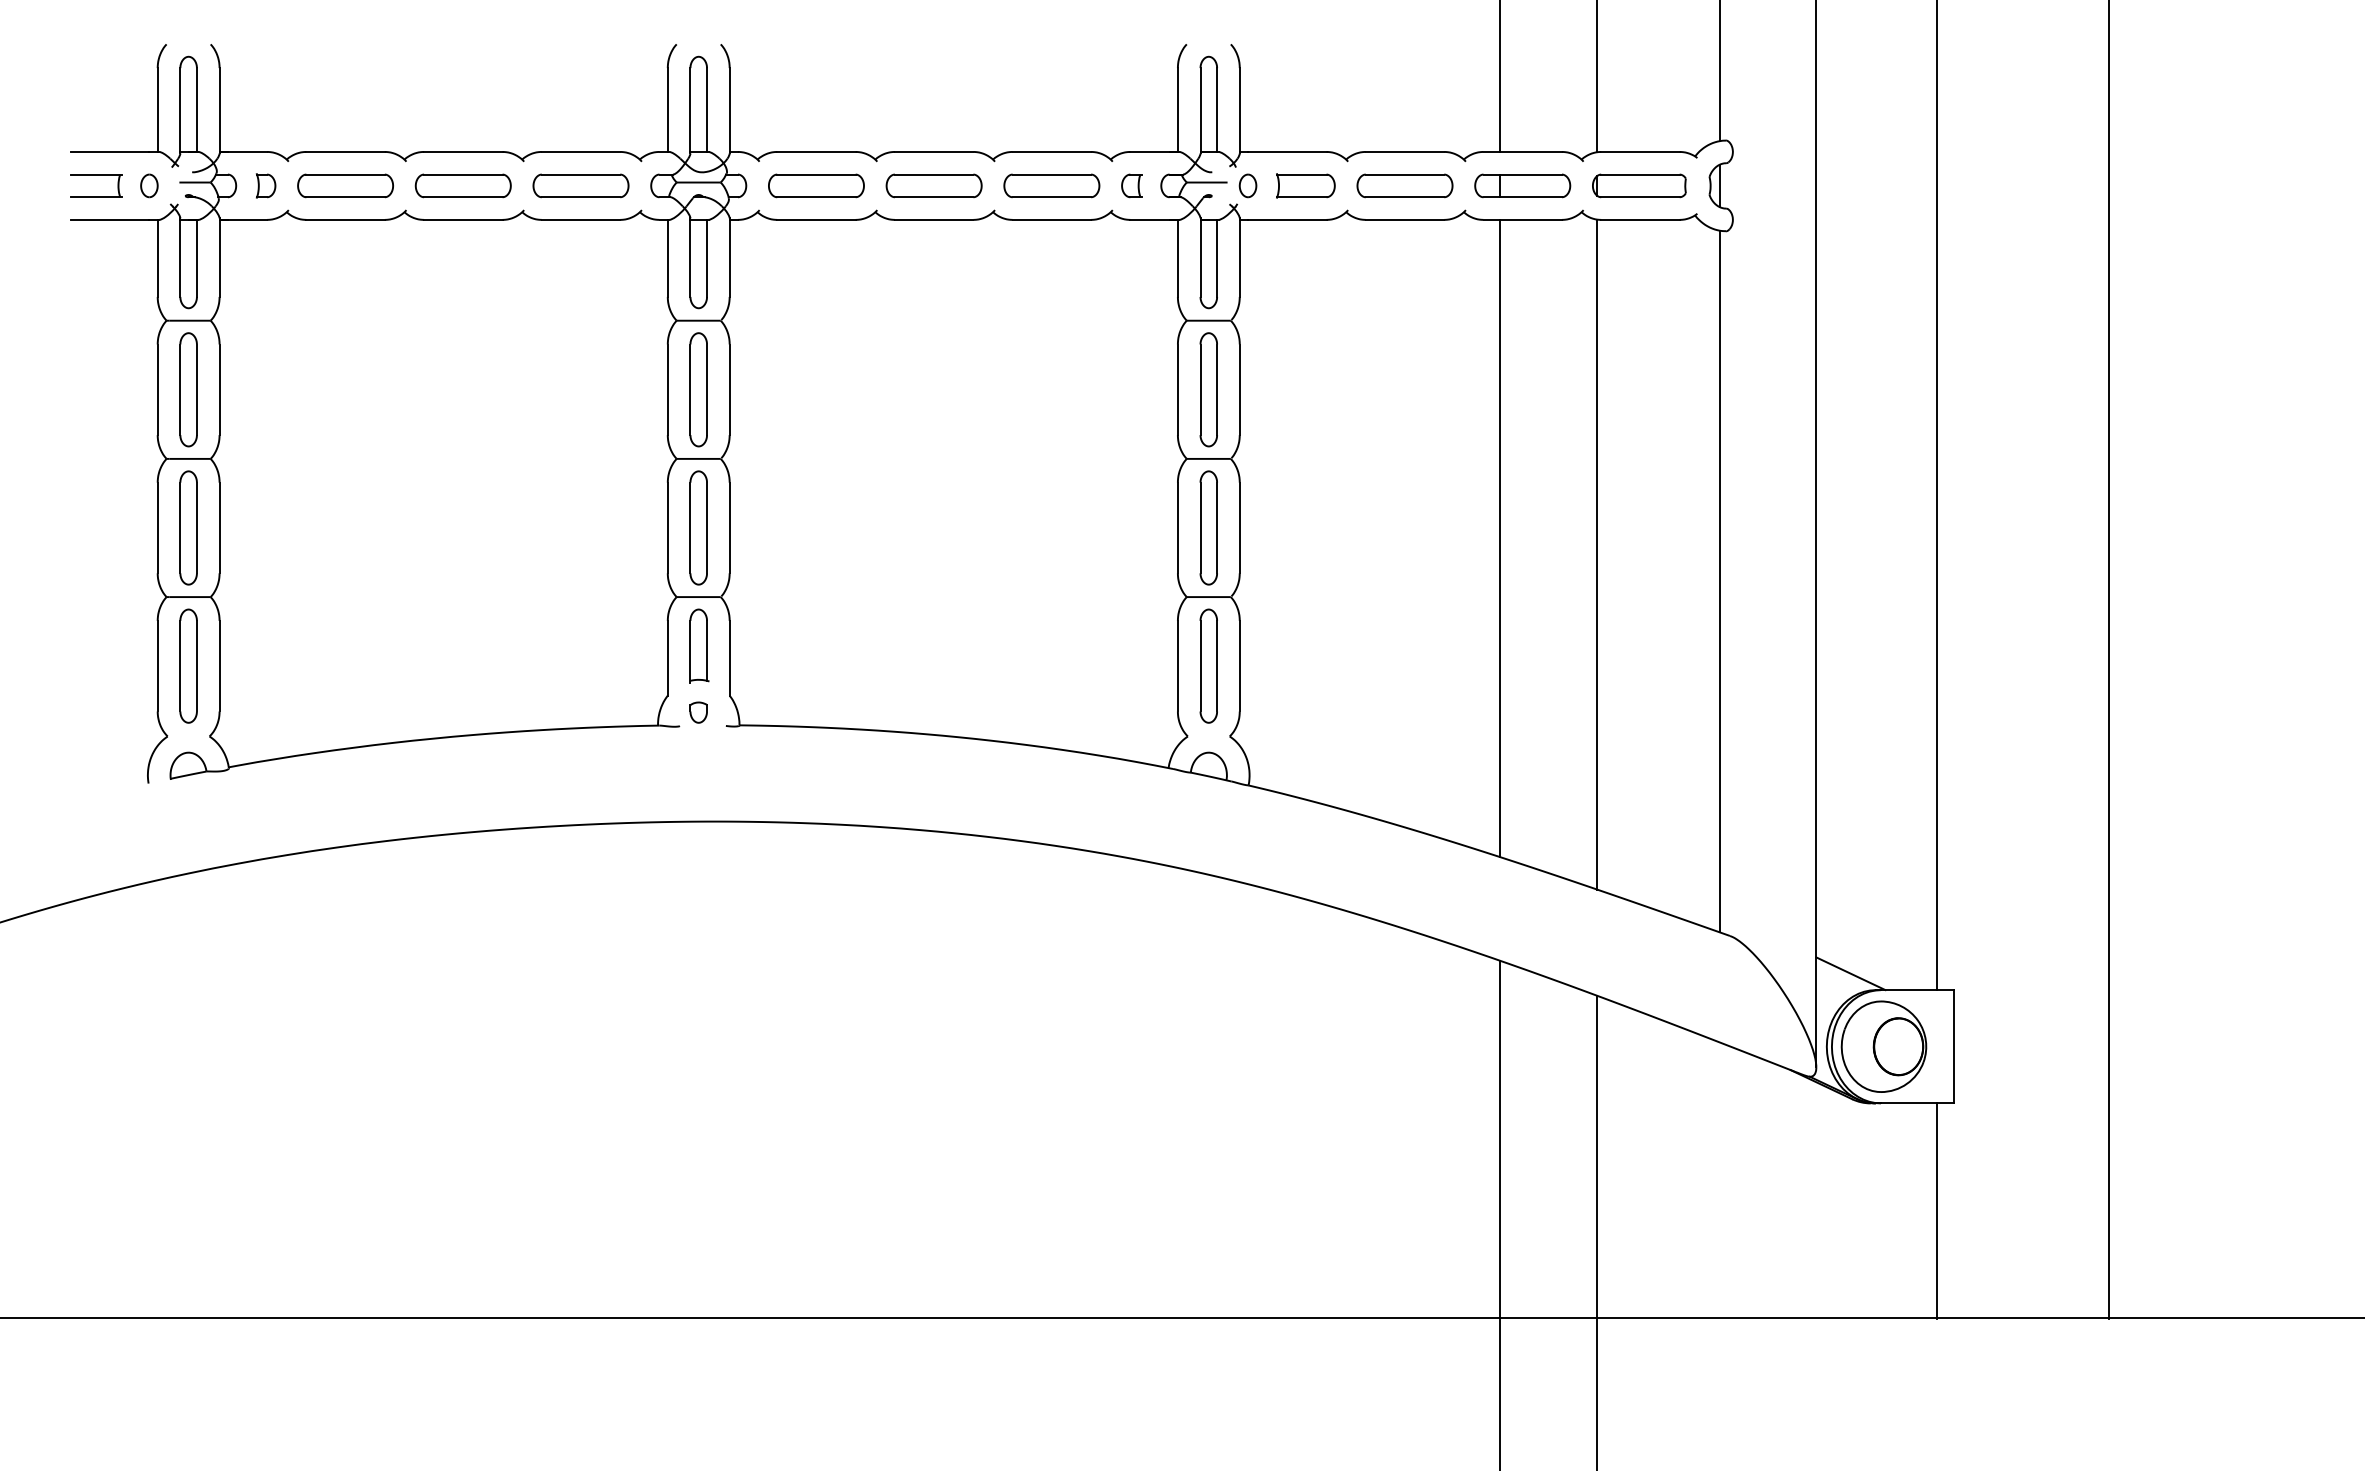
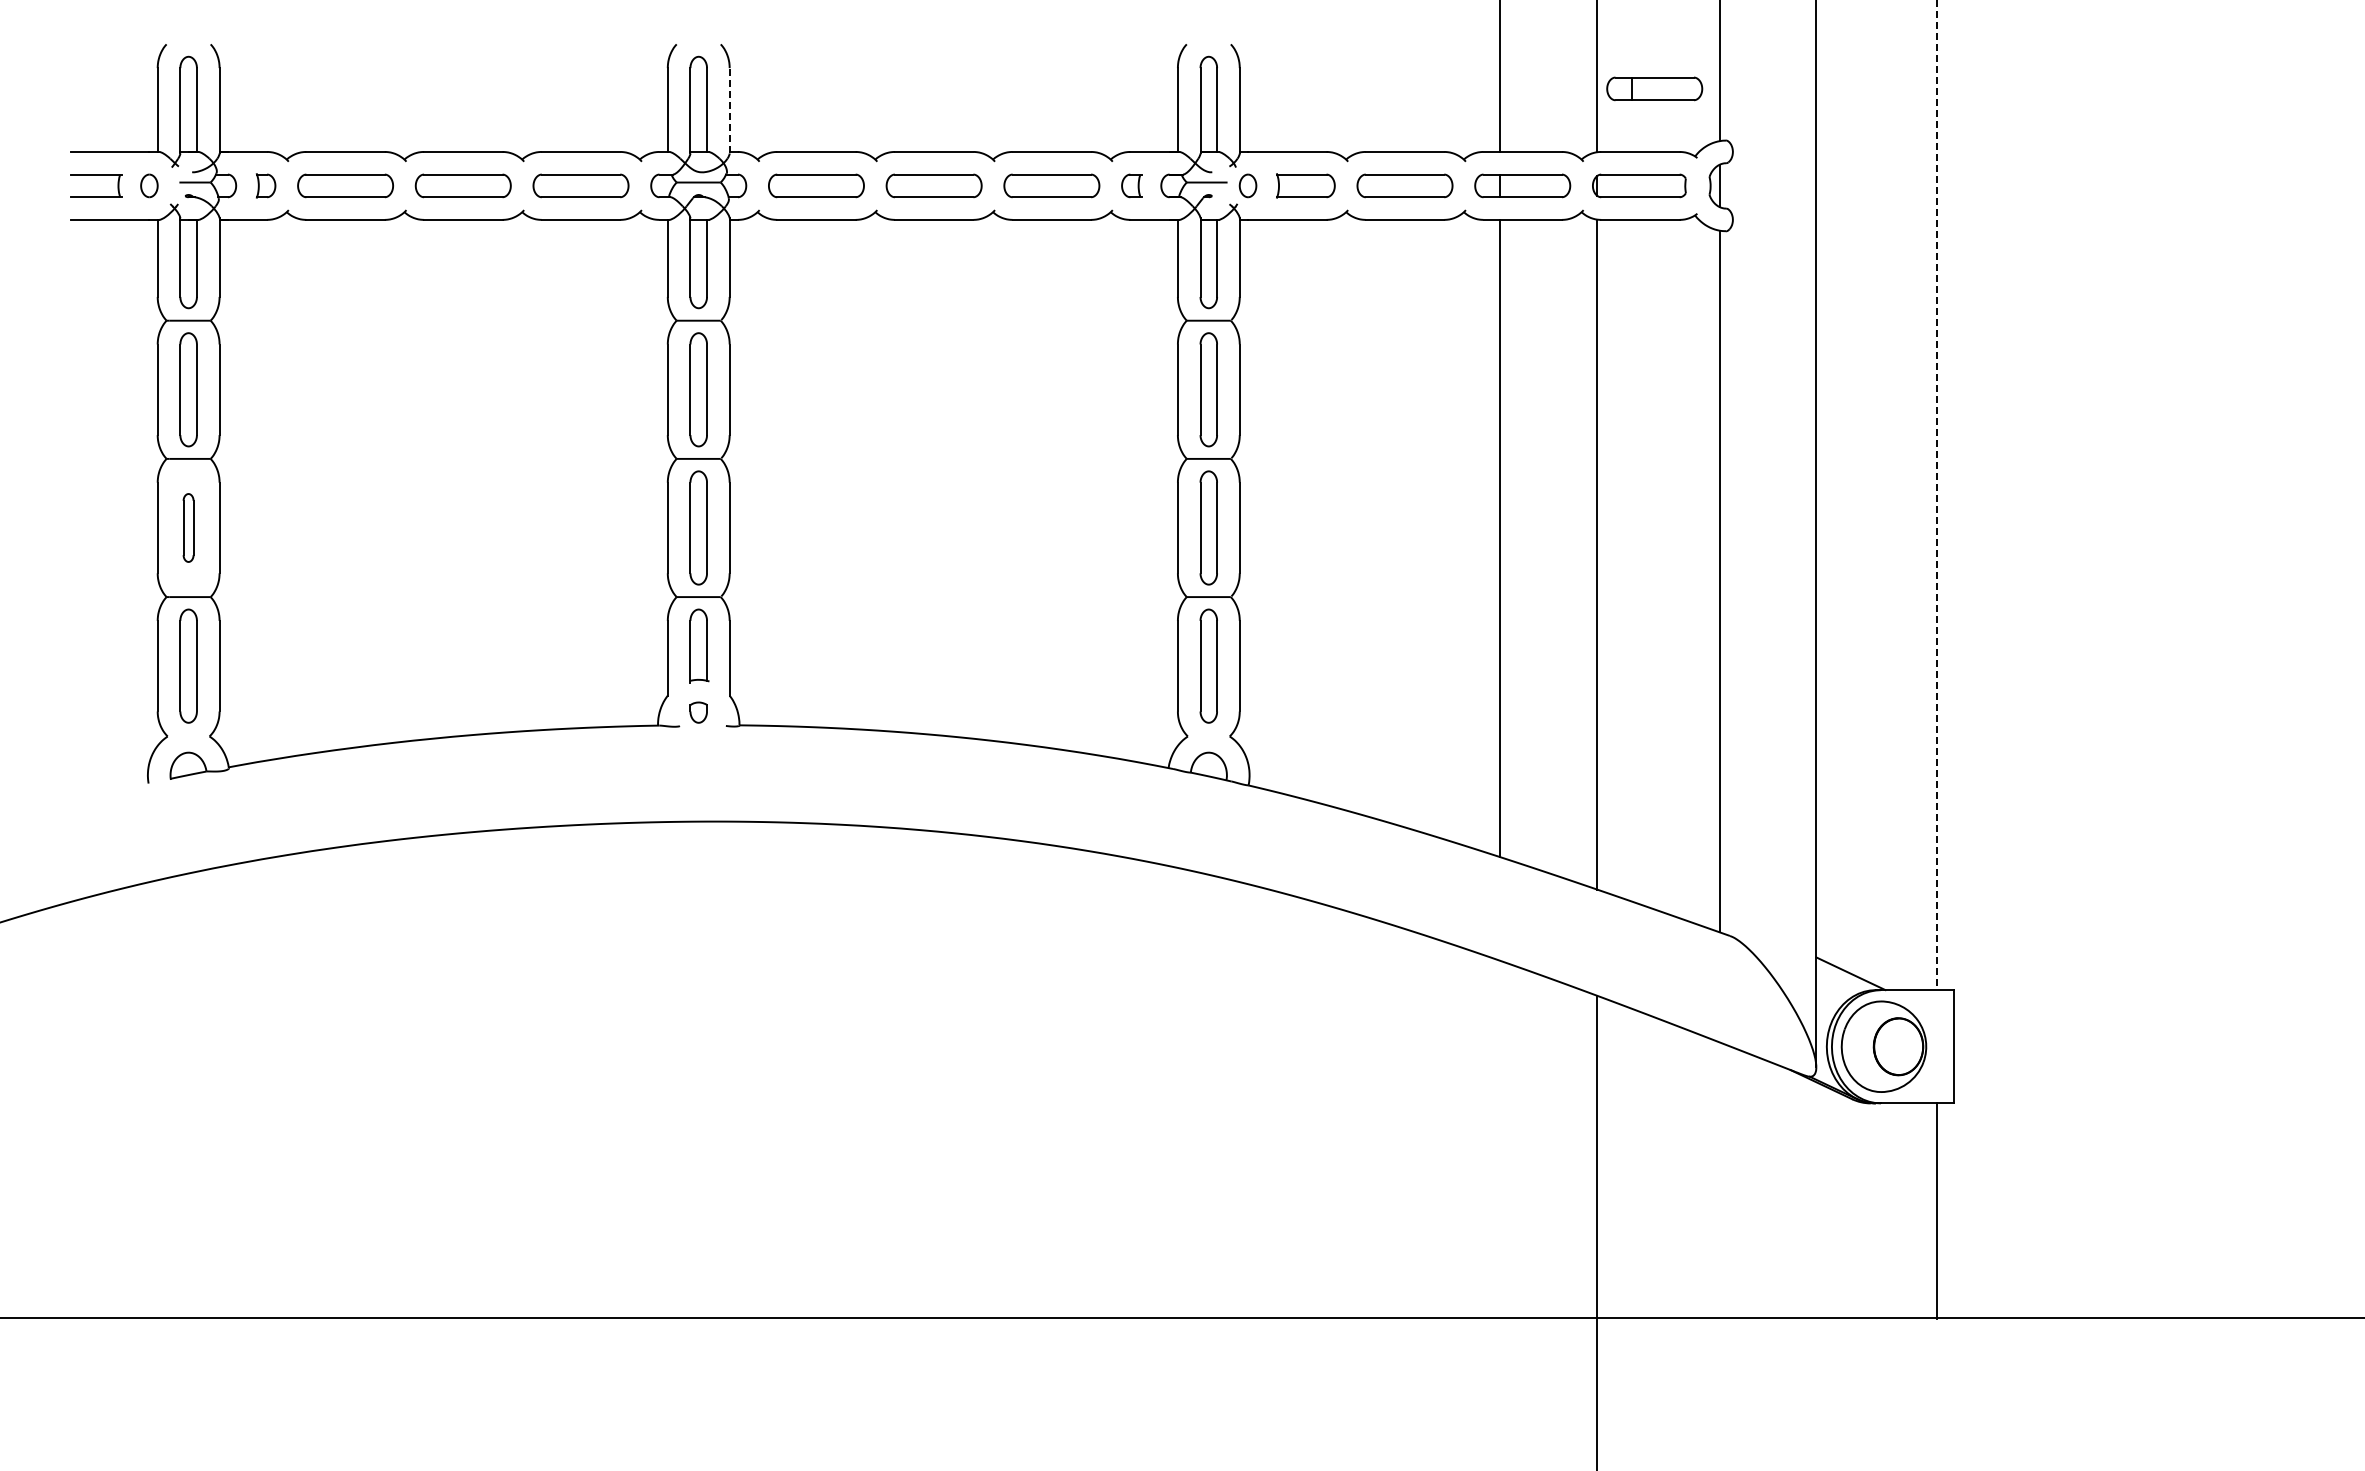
part: none -> present (1654, 88)
line: solid -> dashed (729, 110)
line: solid -> dashed (1936, 495)
part size: 19x116 px -> 13x70 px (188, 527)
line: present -> none (2109, 660)
line: present -> none (1500, 1213)
